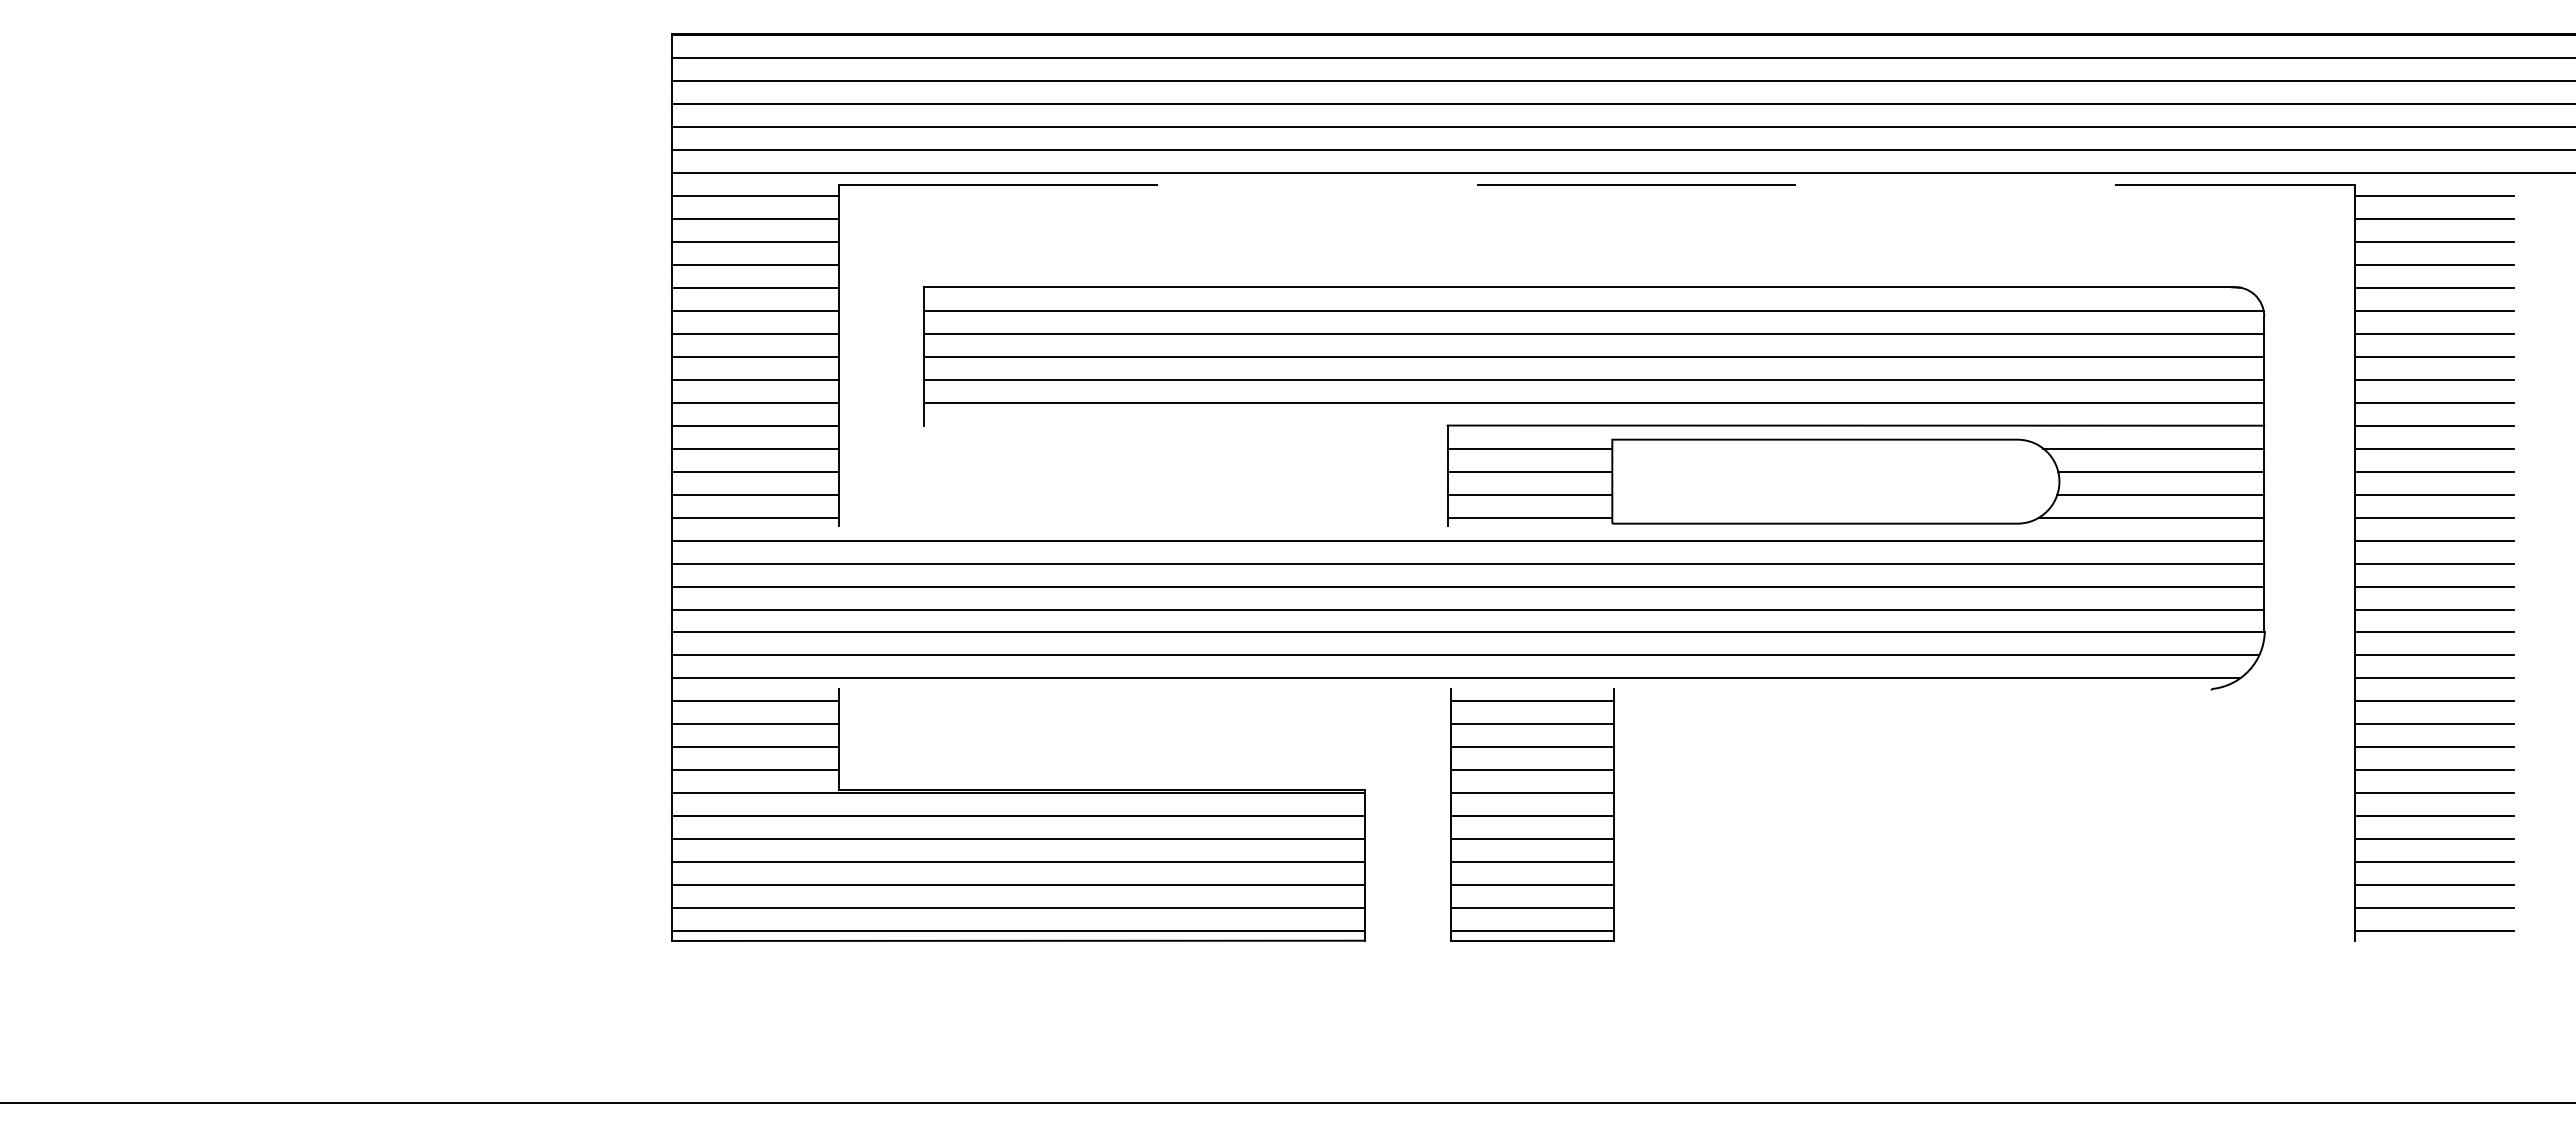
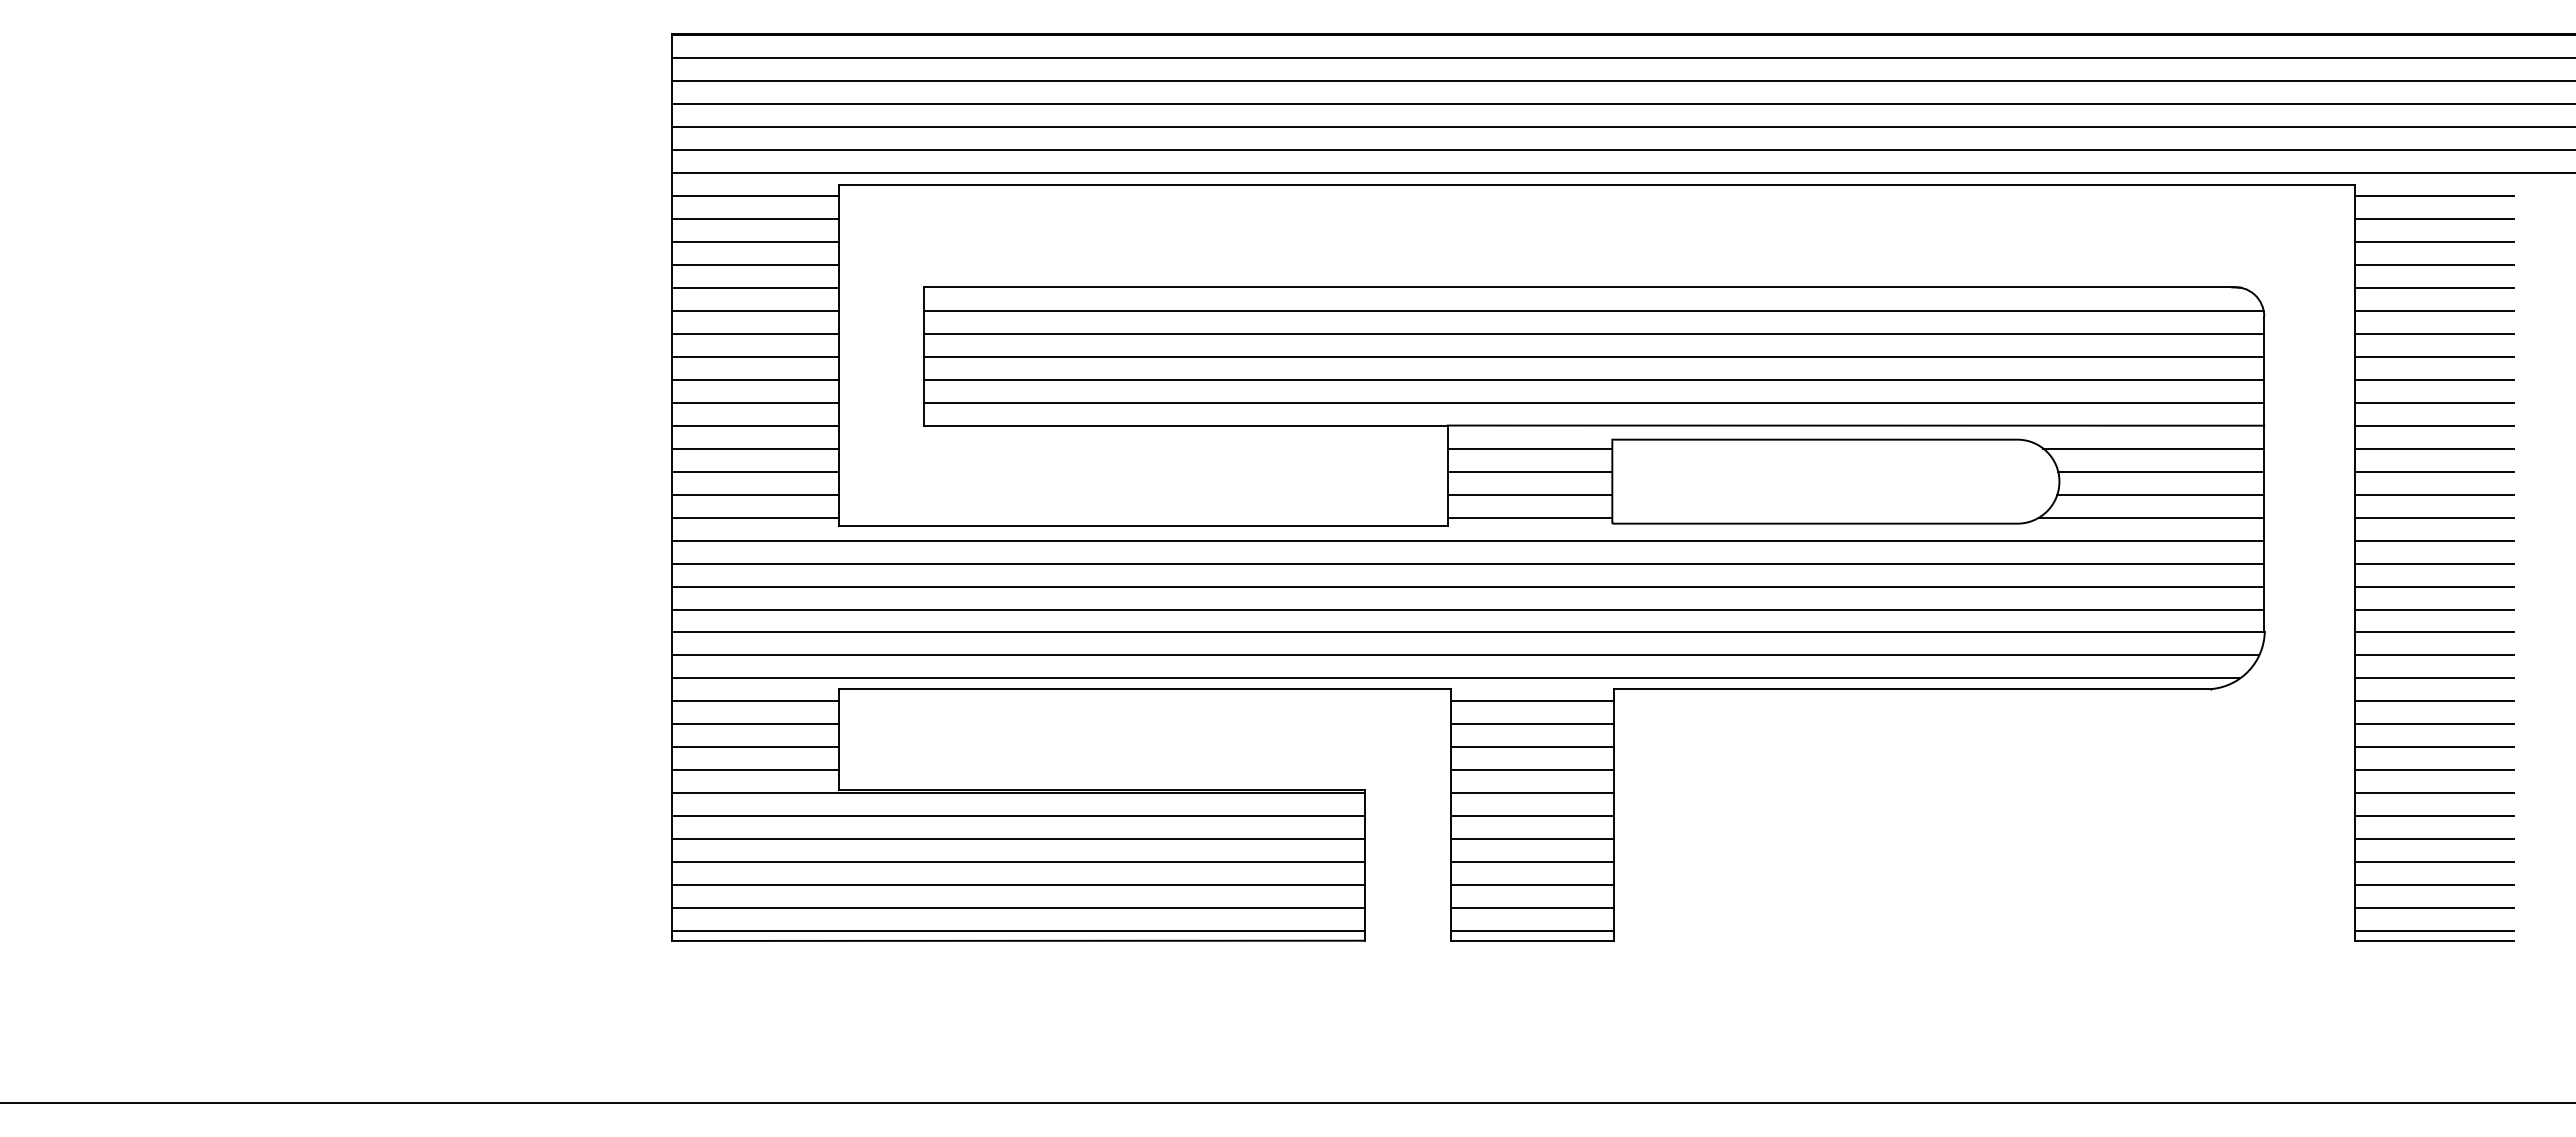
line: dashed -> solid (1597, 185)
line: none -> present (1185, 425)
line: none -> present (1142, 526)
line: none -> present (1144, 689)
line: none -> present (1912, 689)
line: none -> present (2434, 940)
